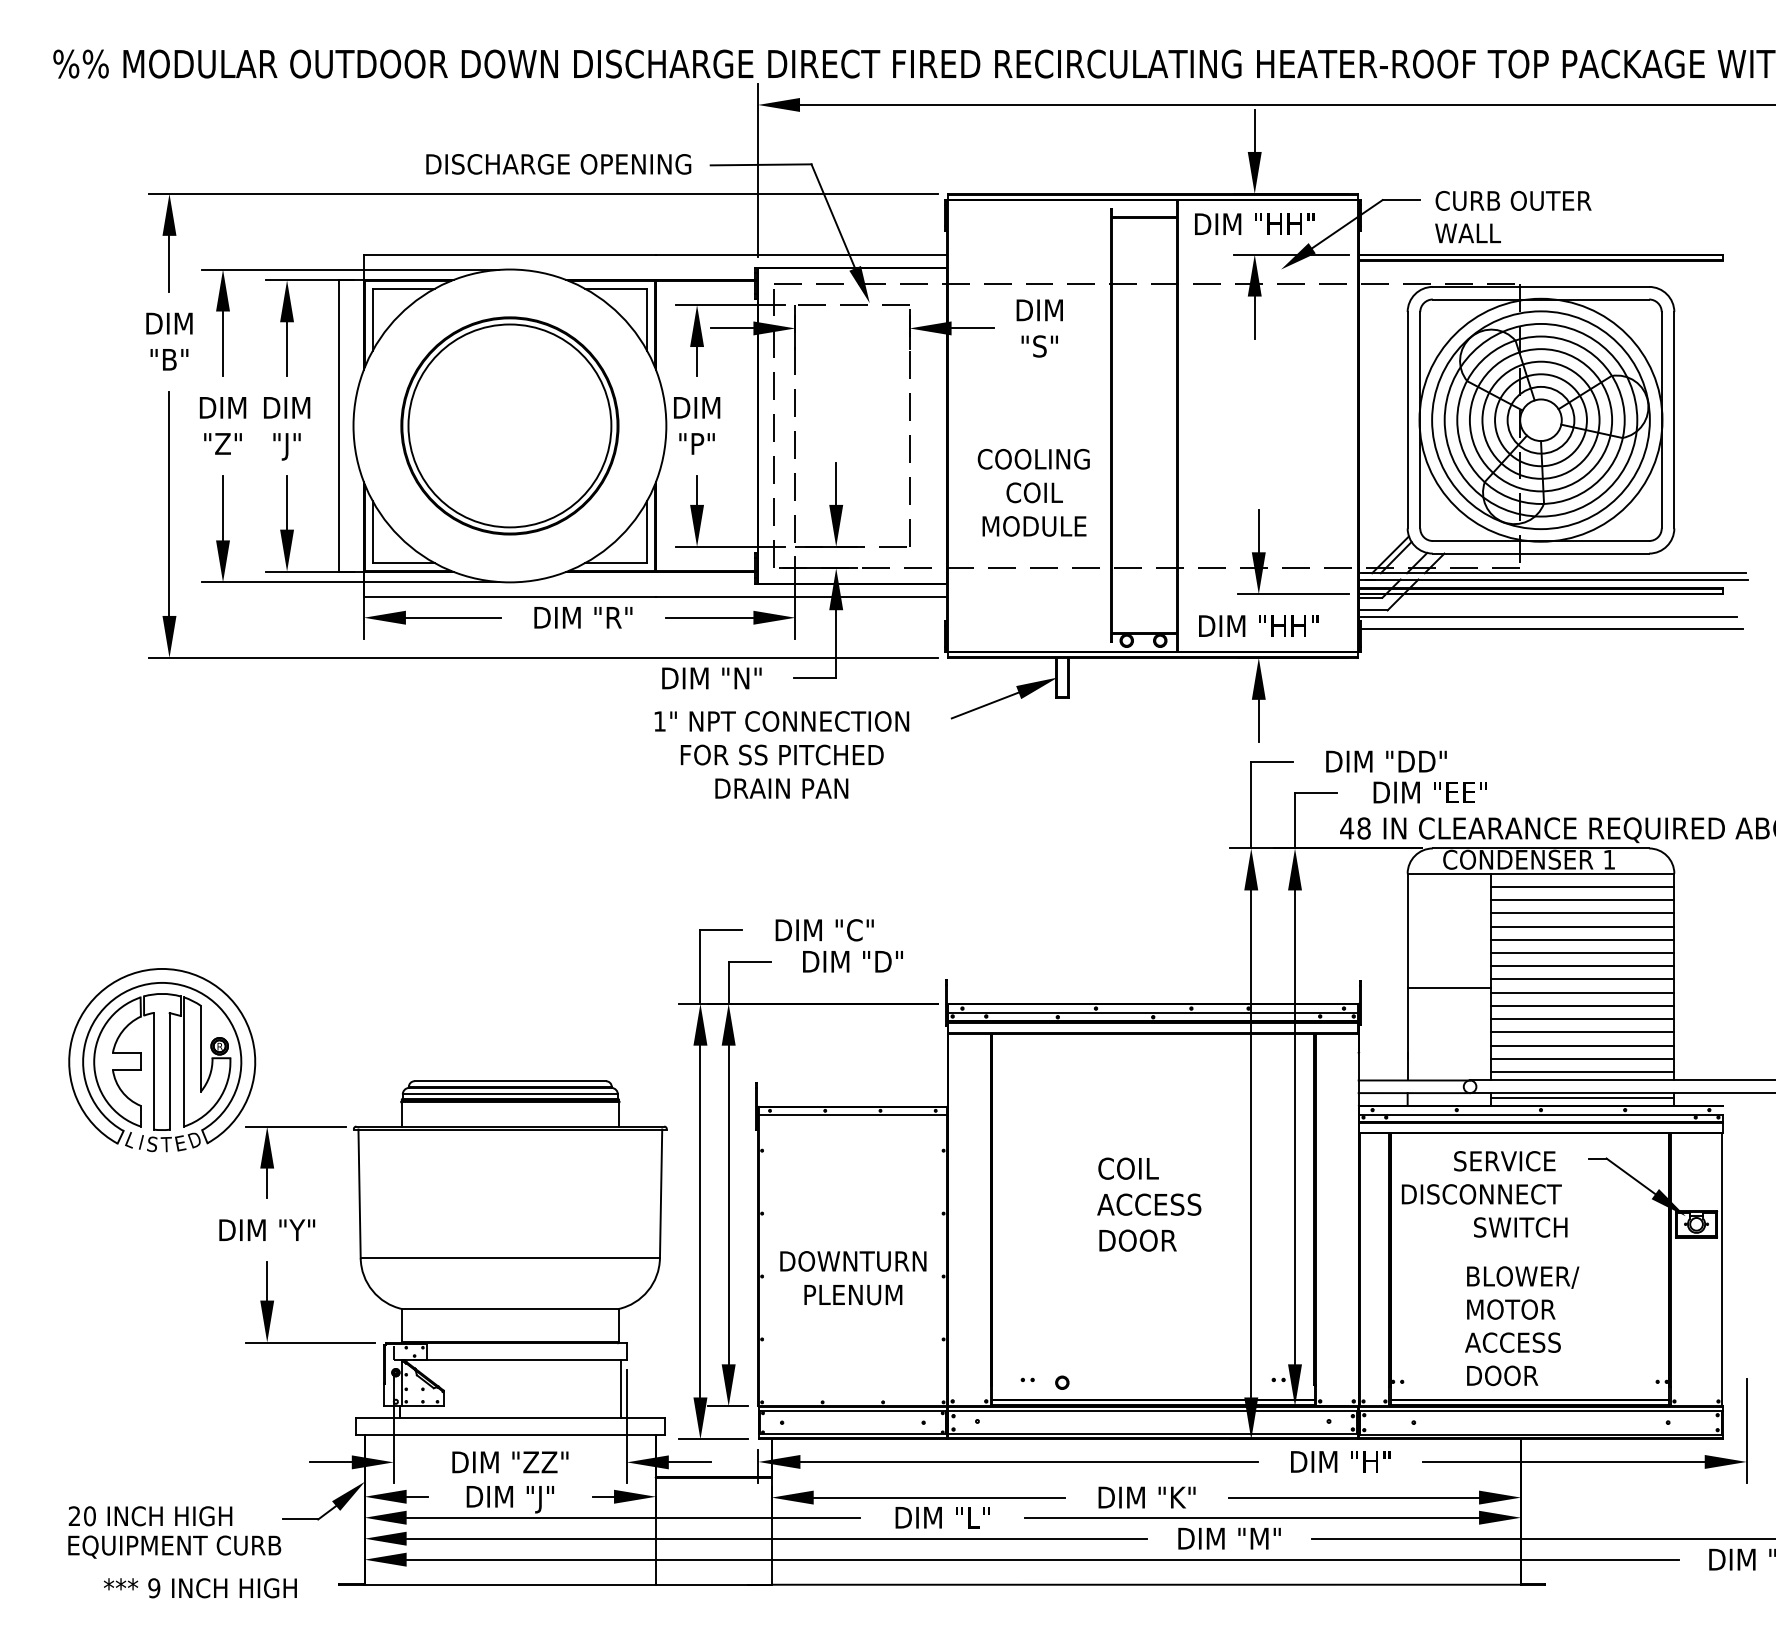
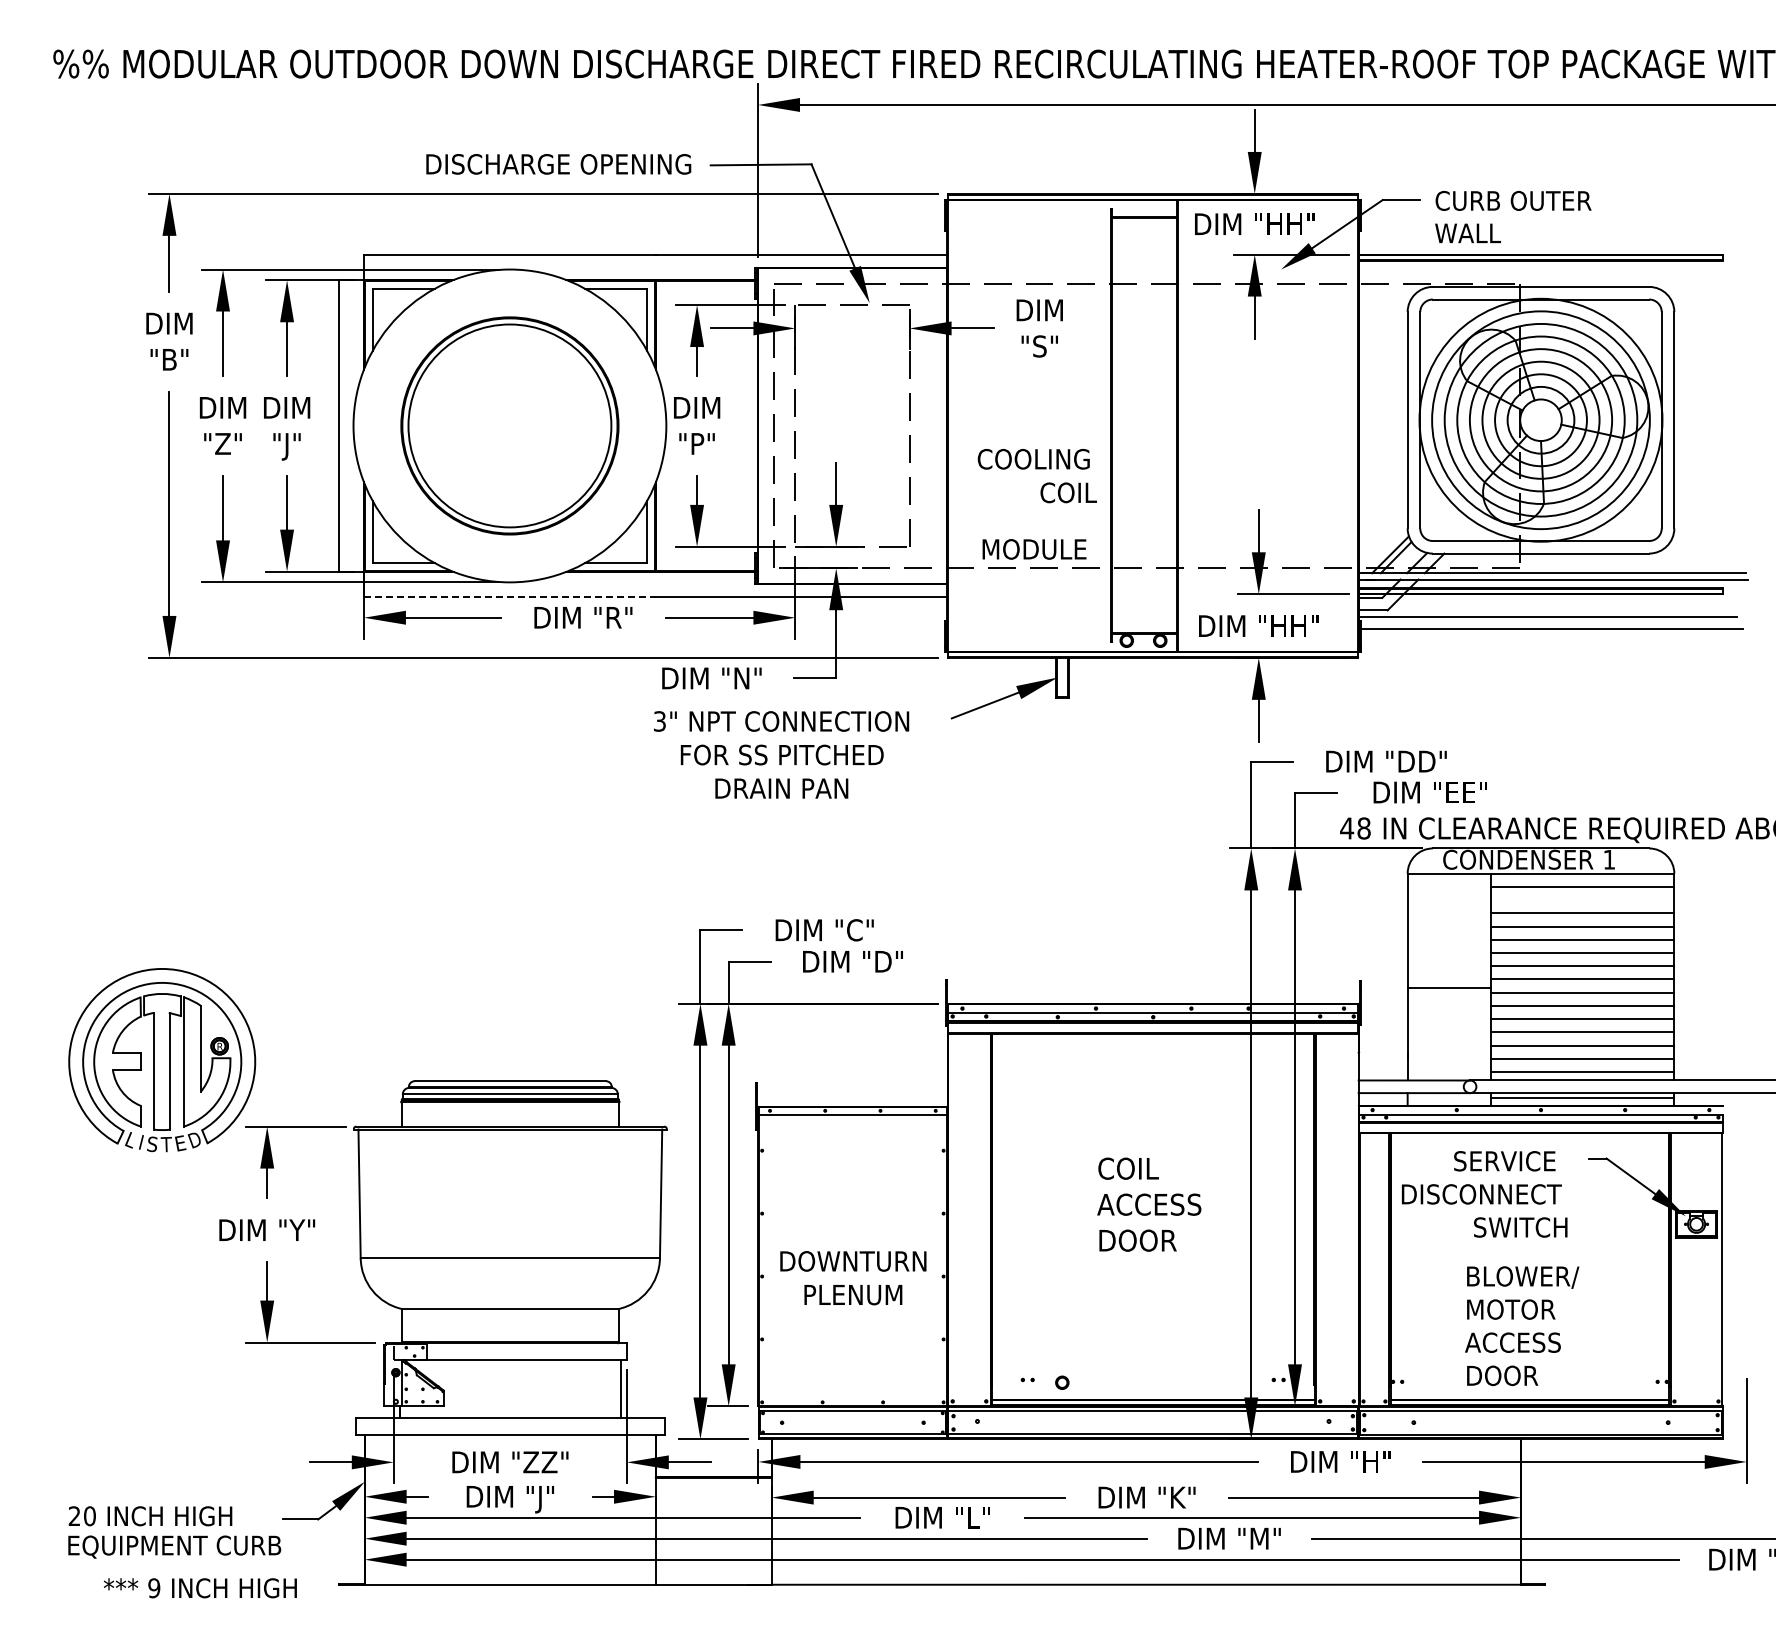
text position: (1034, 492) -> (1068, 492) (1068, 492)
text position: (1034, 526) -> (1034, 549) (1034, 549)
line: solid -> dashed (509, 597)
text: 1" -> 3" (659, 721)
line: present -> none (1582, 900)
